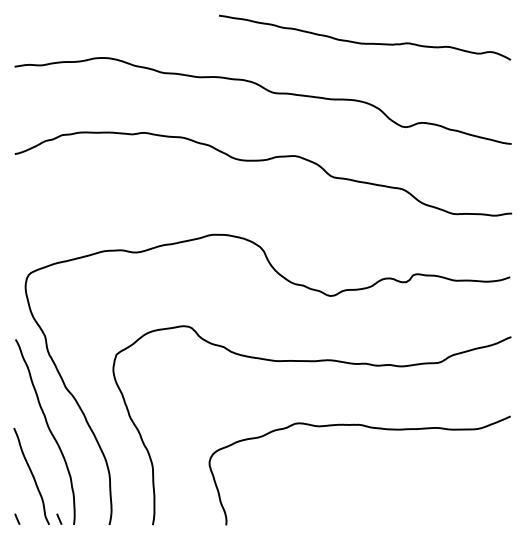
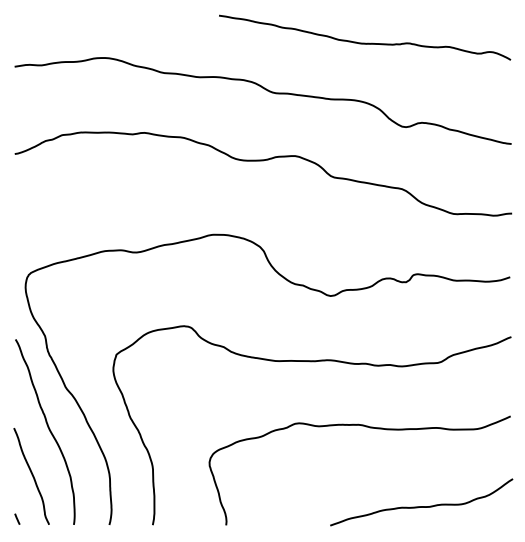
curve: none -> present (421, 506)
curve: present -> none (59, 518)
